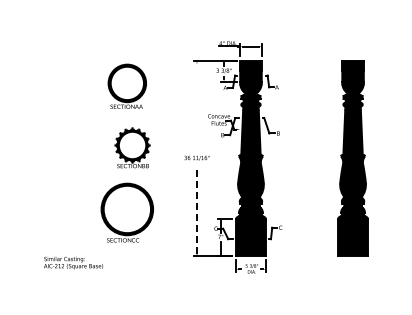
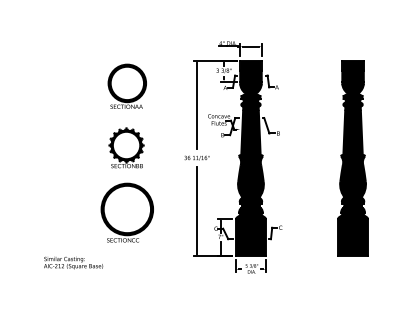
line: none -> present (197, 105)
part position: (132, 147) -> (126, 147) (126, 147)
line: dashed -> solid (197, 209)
